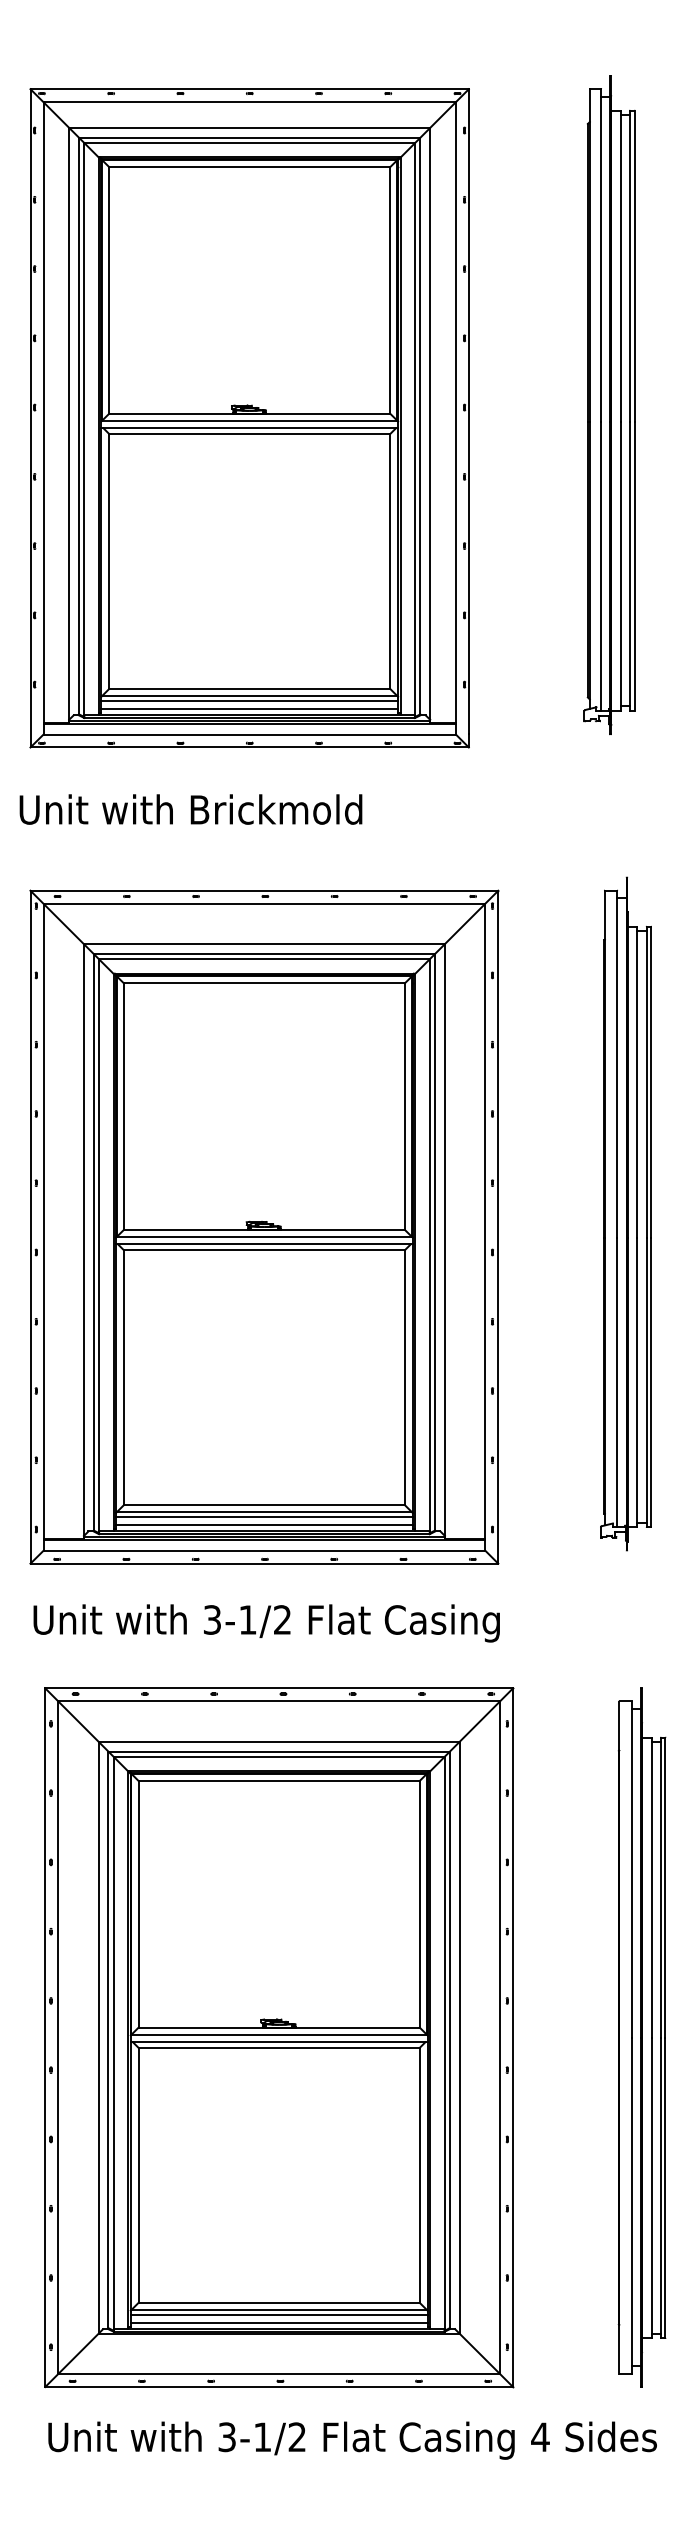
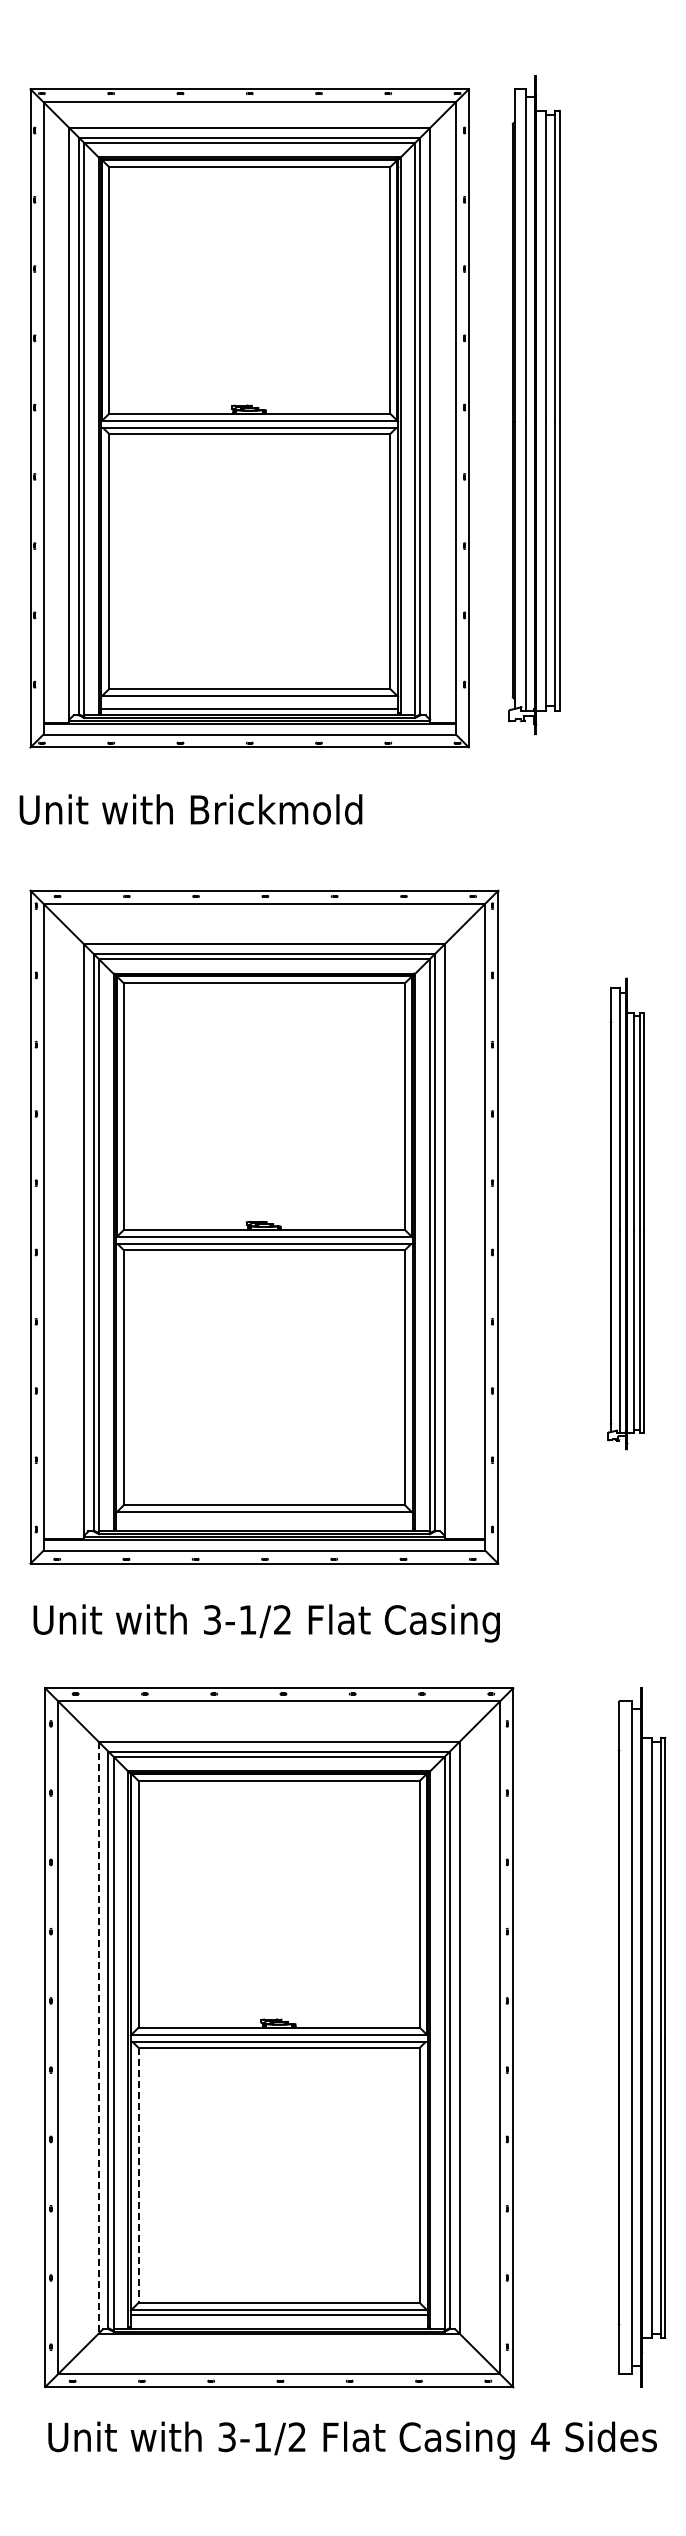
part position: (609, 405) -> (534, 405) (534, 405)
line: present -> none (249, 700)
part size: 52x676 px -> 38x474 px (625, 1213)
line: present -> none (264, 1517)
line: present -> none (264, 1525)
line: solid -> dashed (98, 2037)
line: solid -> dashed (138, 2175)
line: present -> none (278, 2323)
